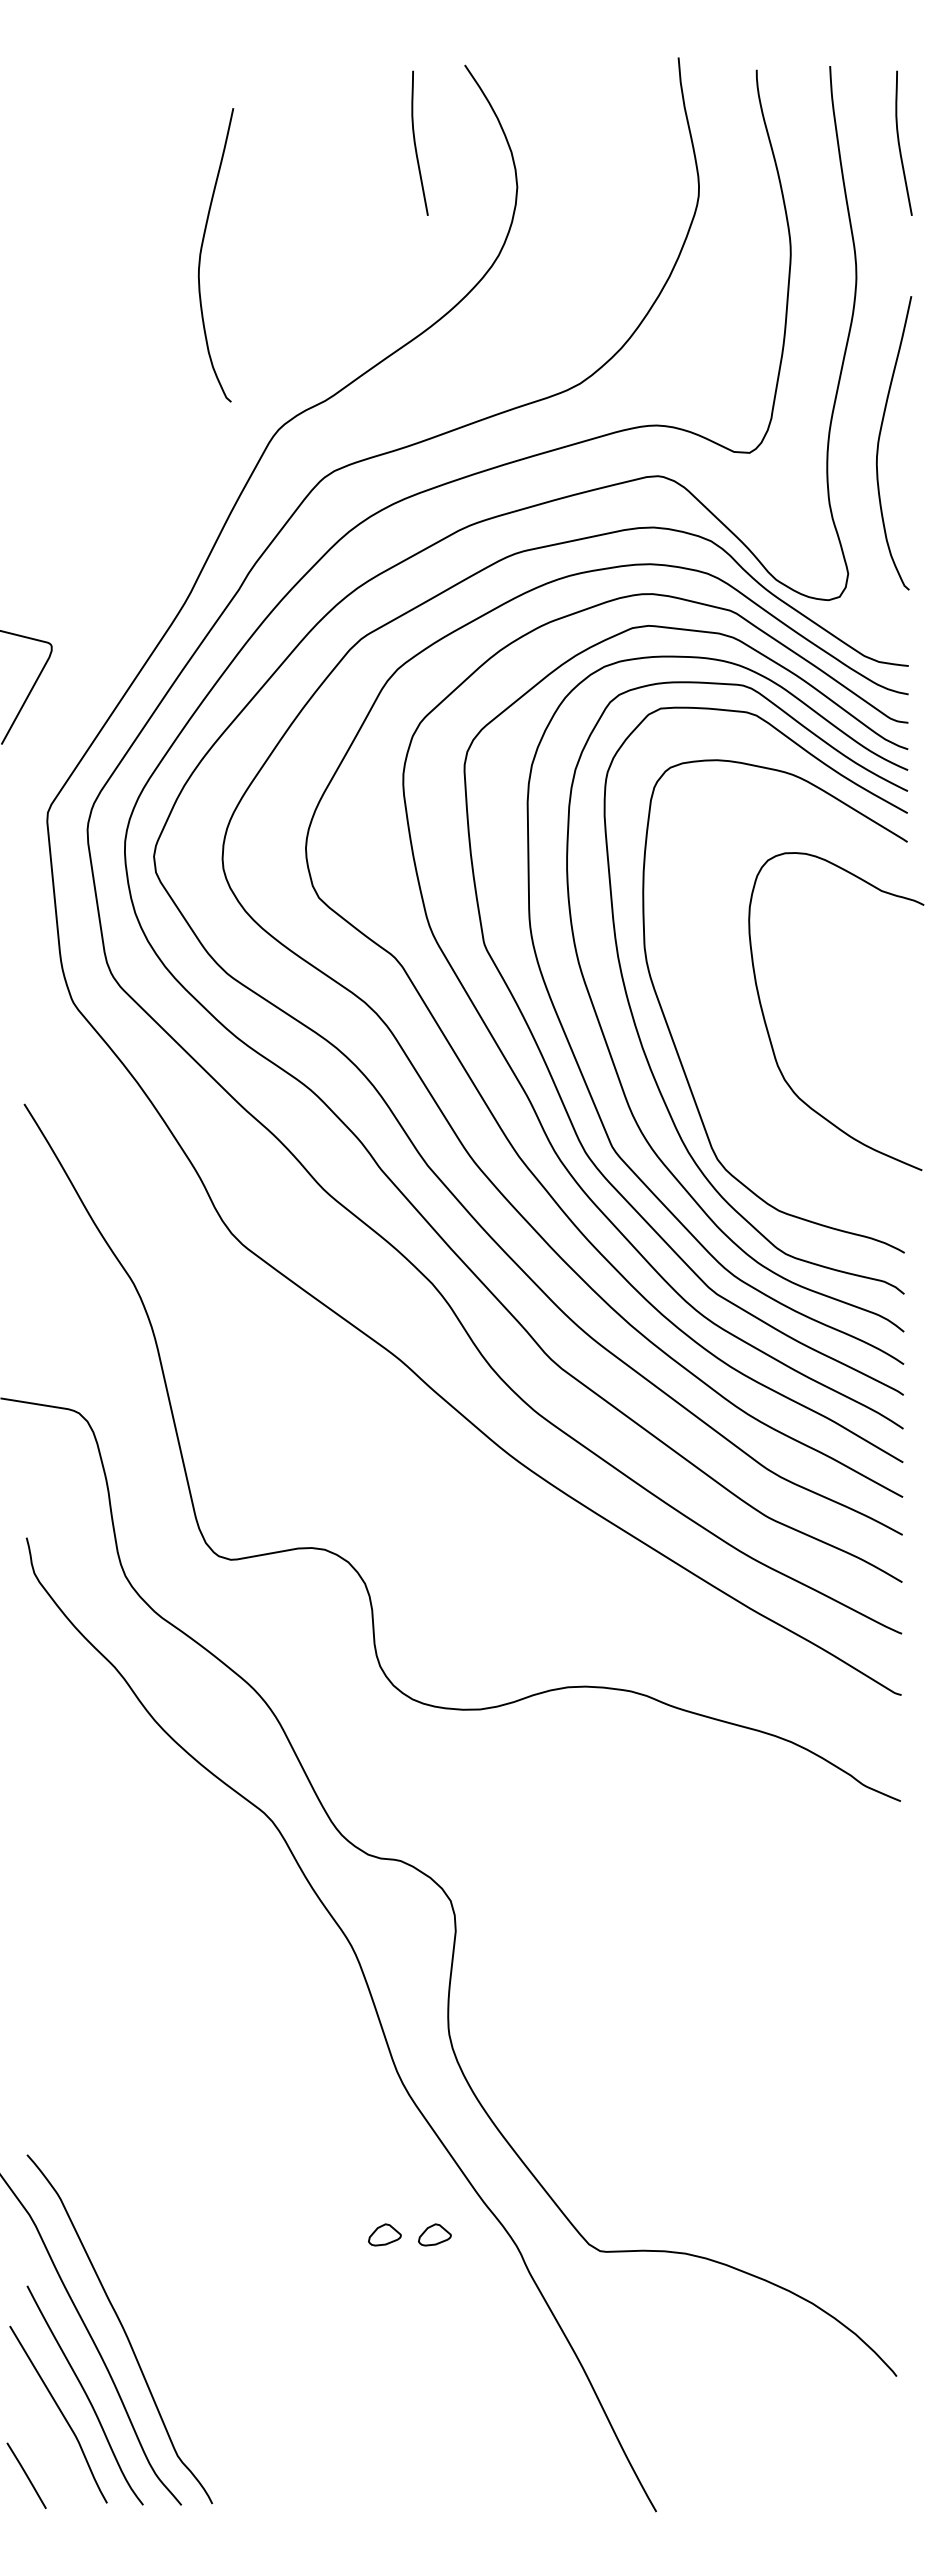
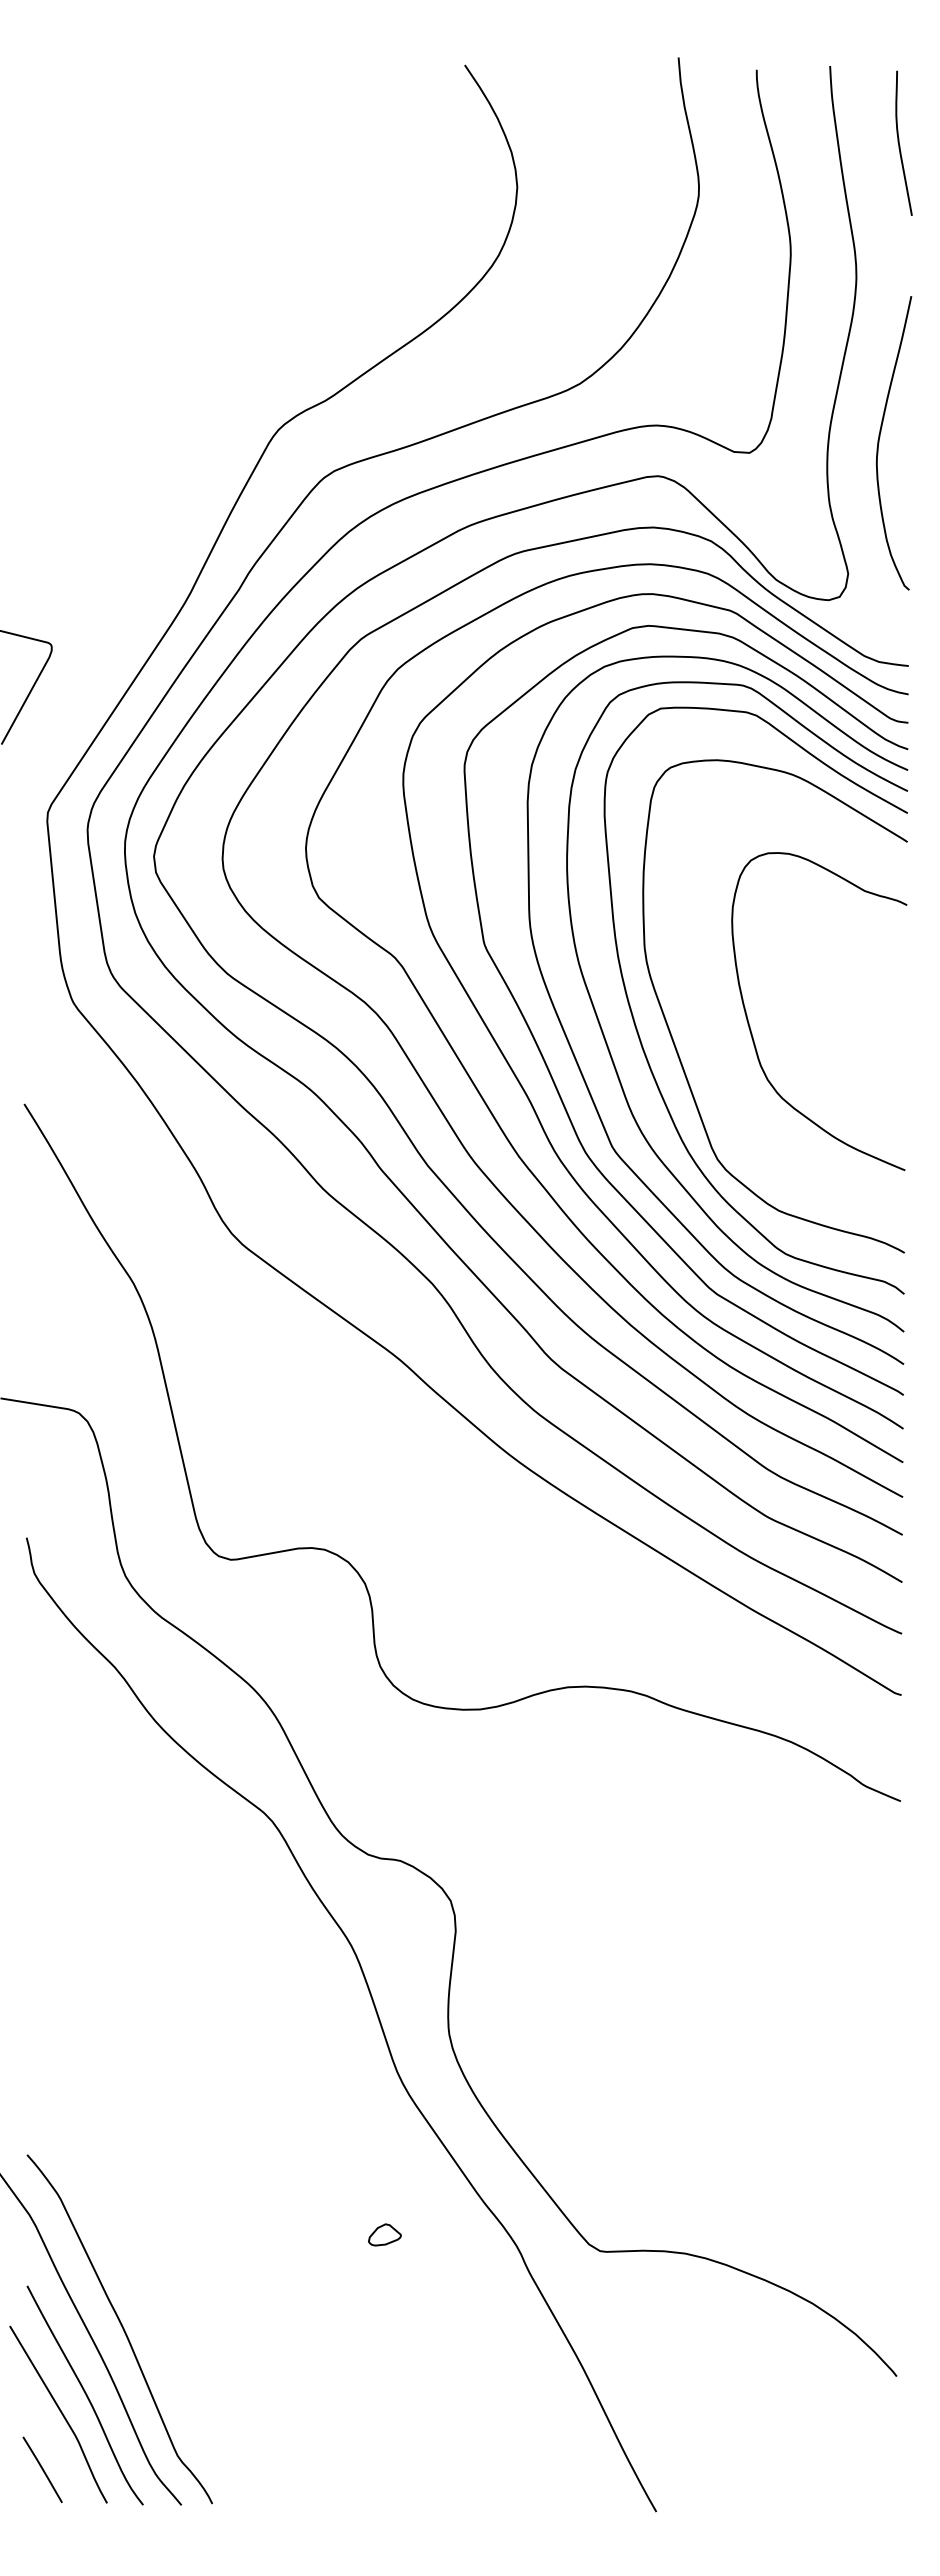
curve: present -> none (415, 142)
curve: present -> none (201, 255)
curve position: (768, 1029) -> (751, 1029) (751, 1029)
part: present -> none (434, 2234)
line position: (26, 2475) -> (42, 2469) (42, 2469)
